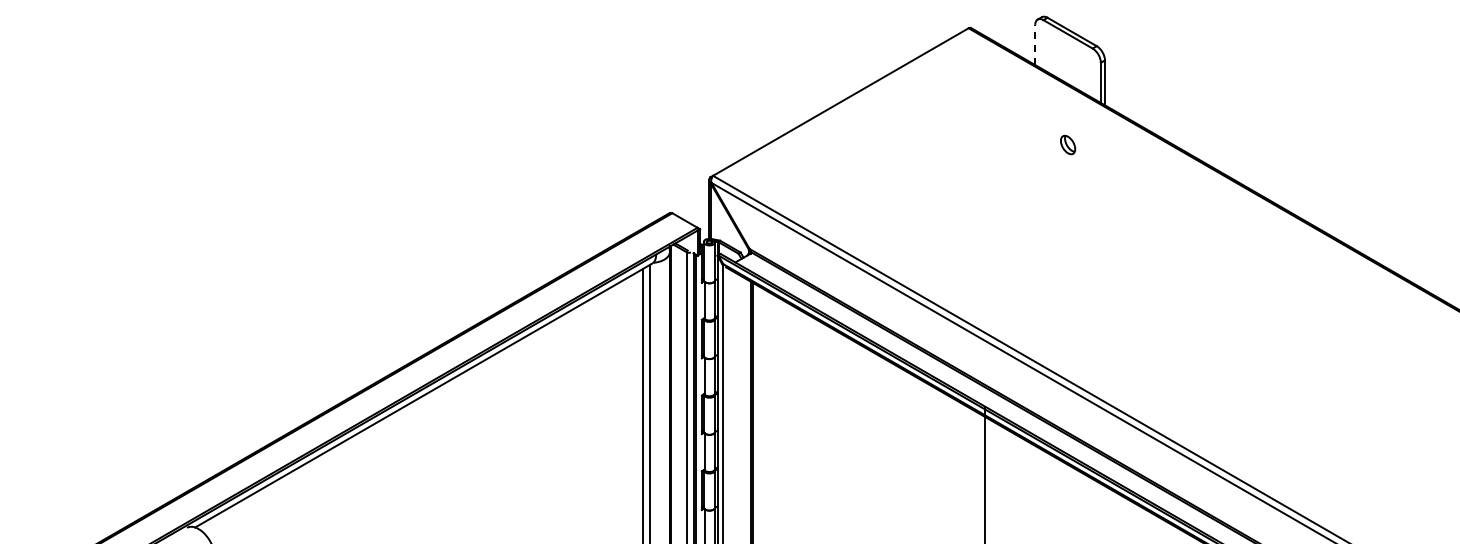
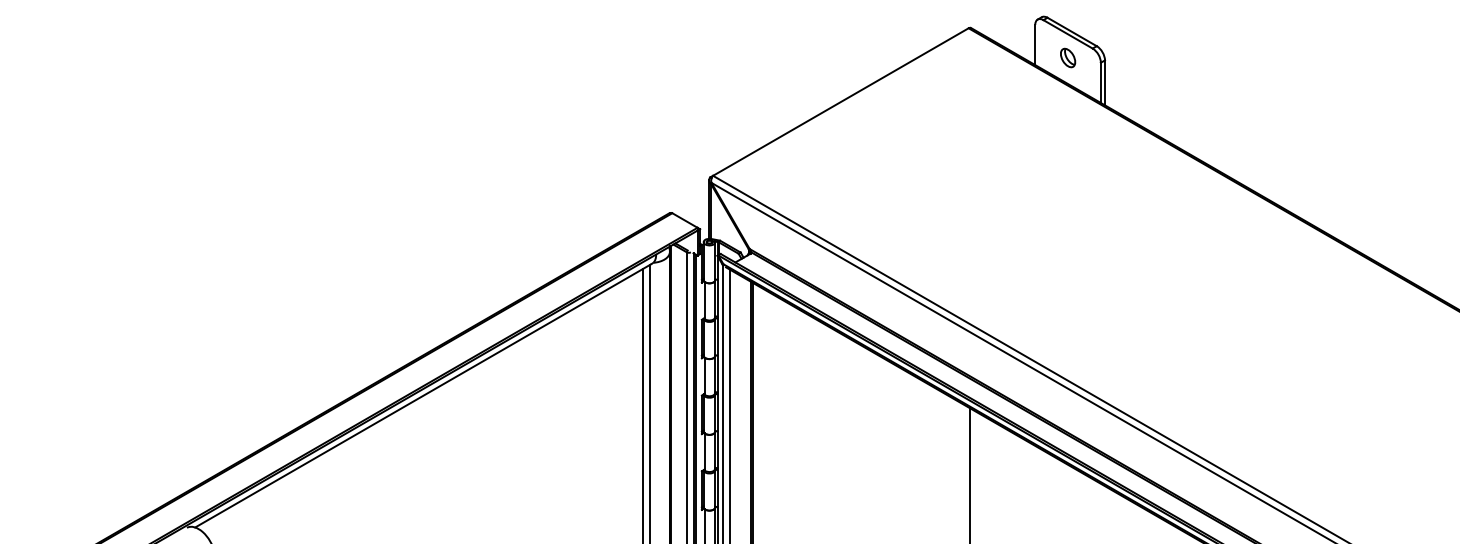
line: dashed -> solid (1035, 44)
part position: (1068, 144) -> (1068, 57) (1068, 57)
line: none -> present (729, 404)
line position: (984, 474) -> (969, 474) (969, 474)
